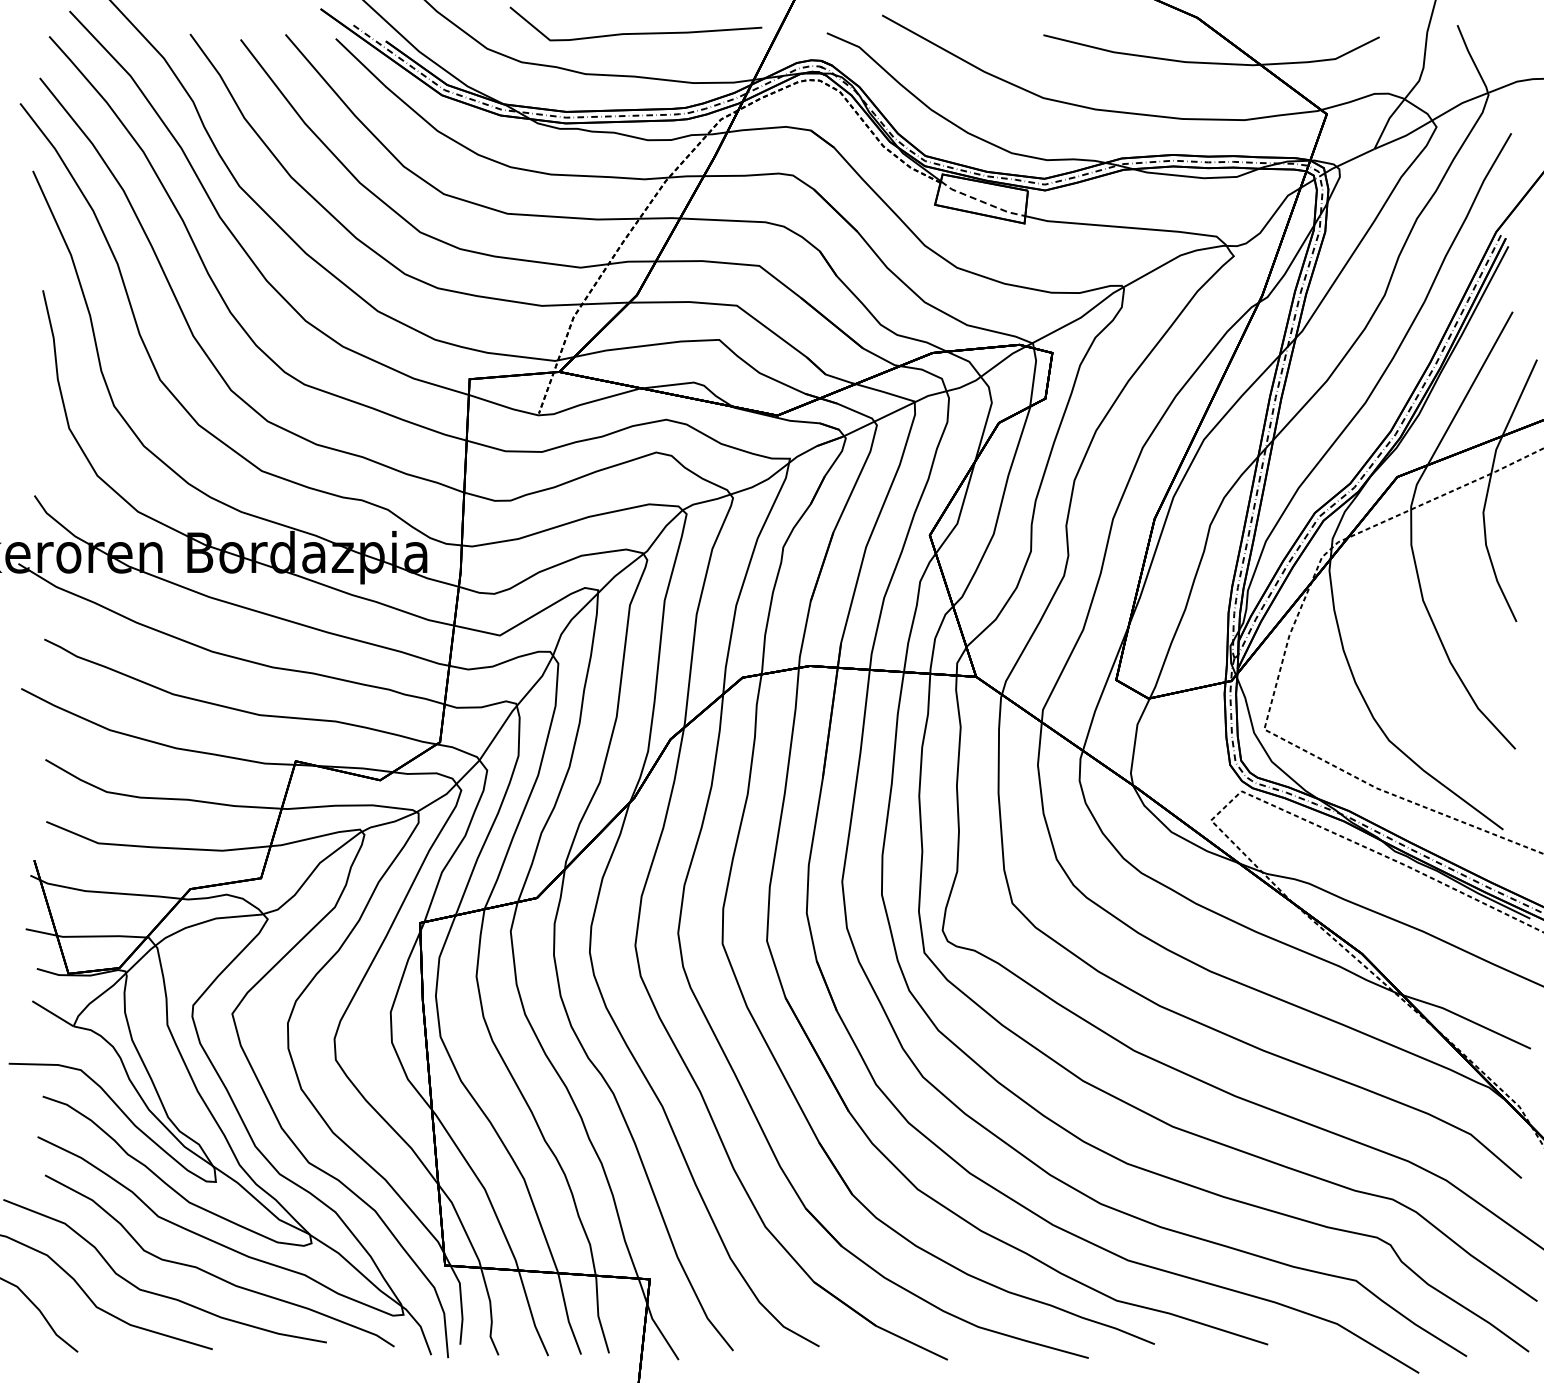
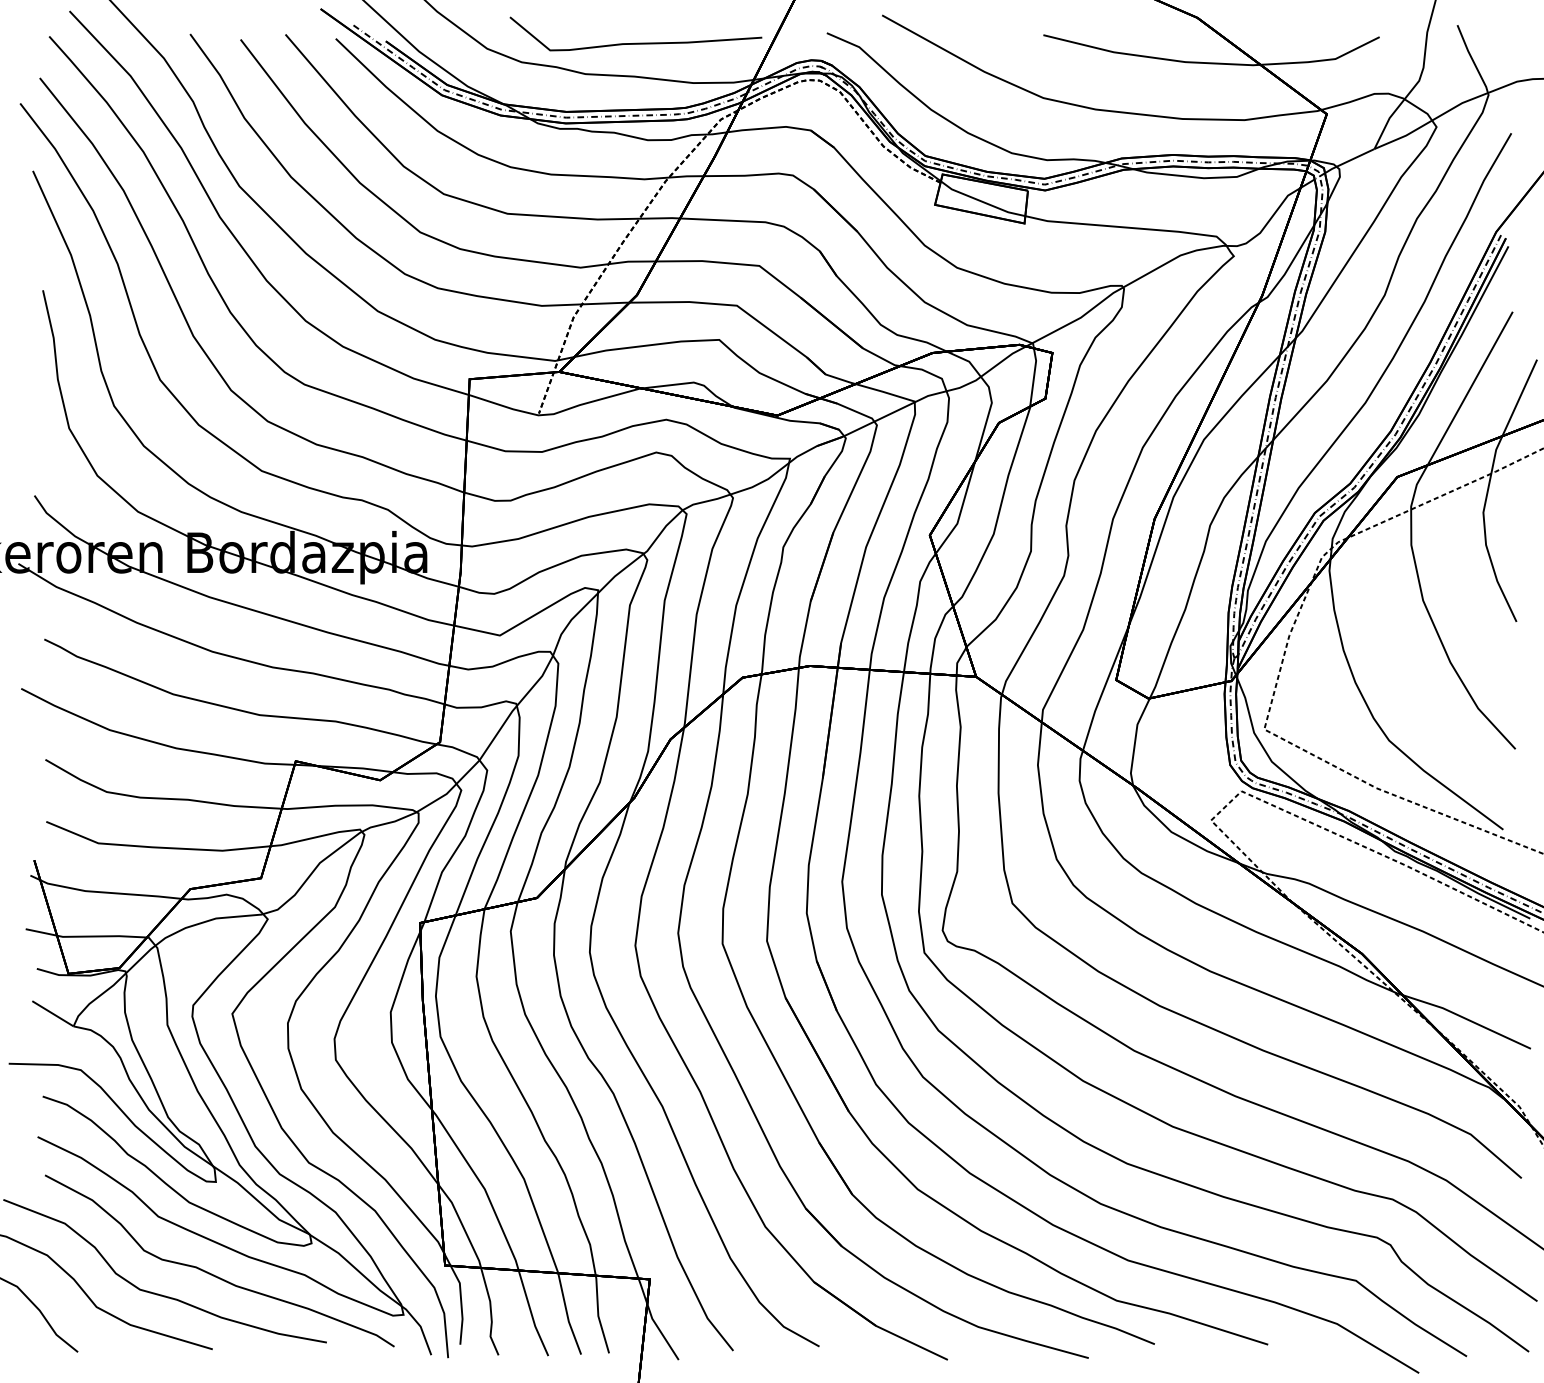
curve position: (635, 32) -> (635, 42) (635, 42)
line: dashed -> solid (982, 201)
